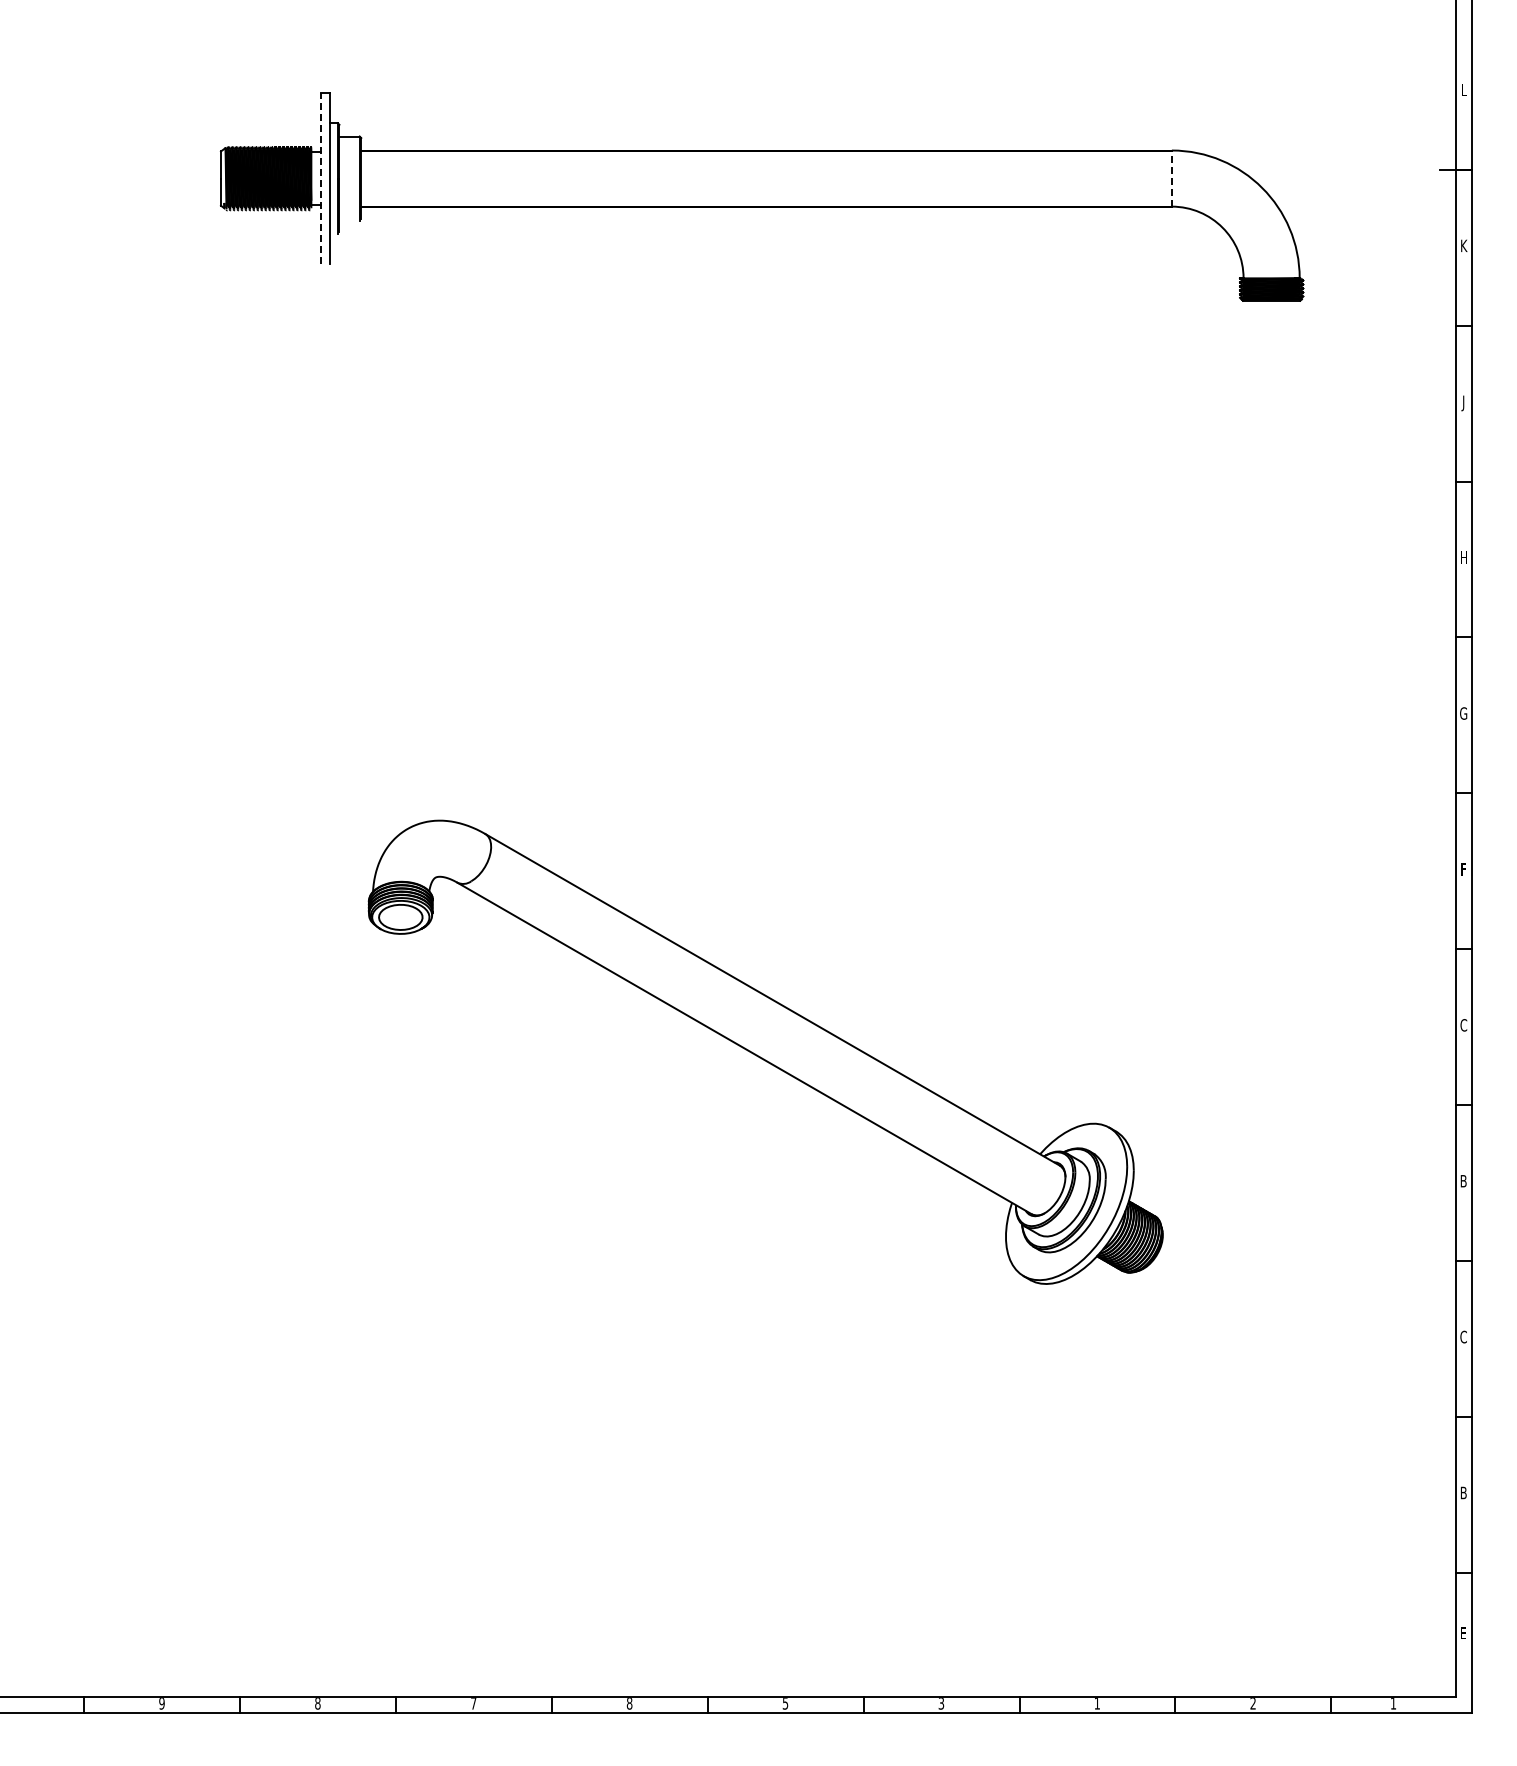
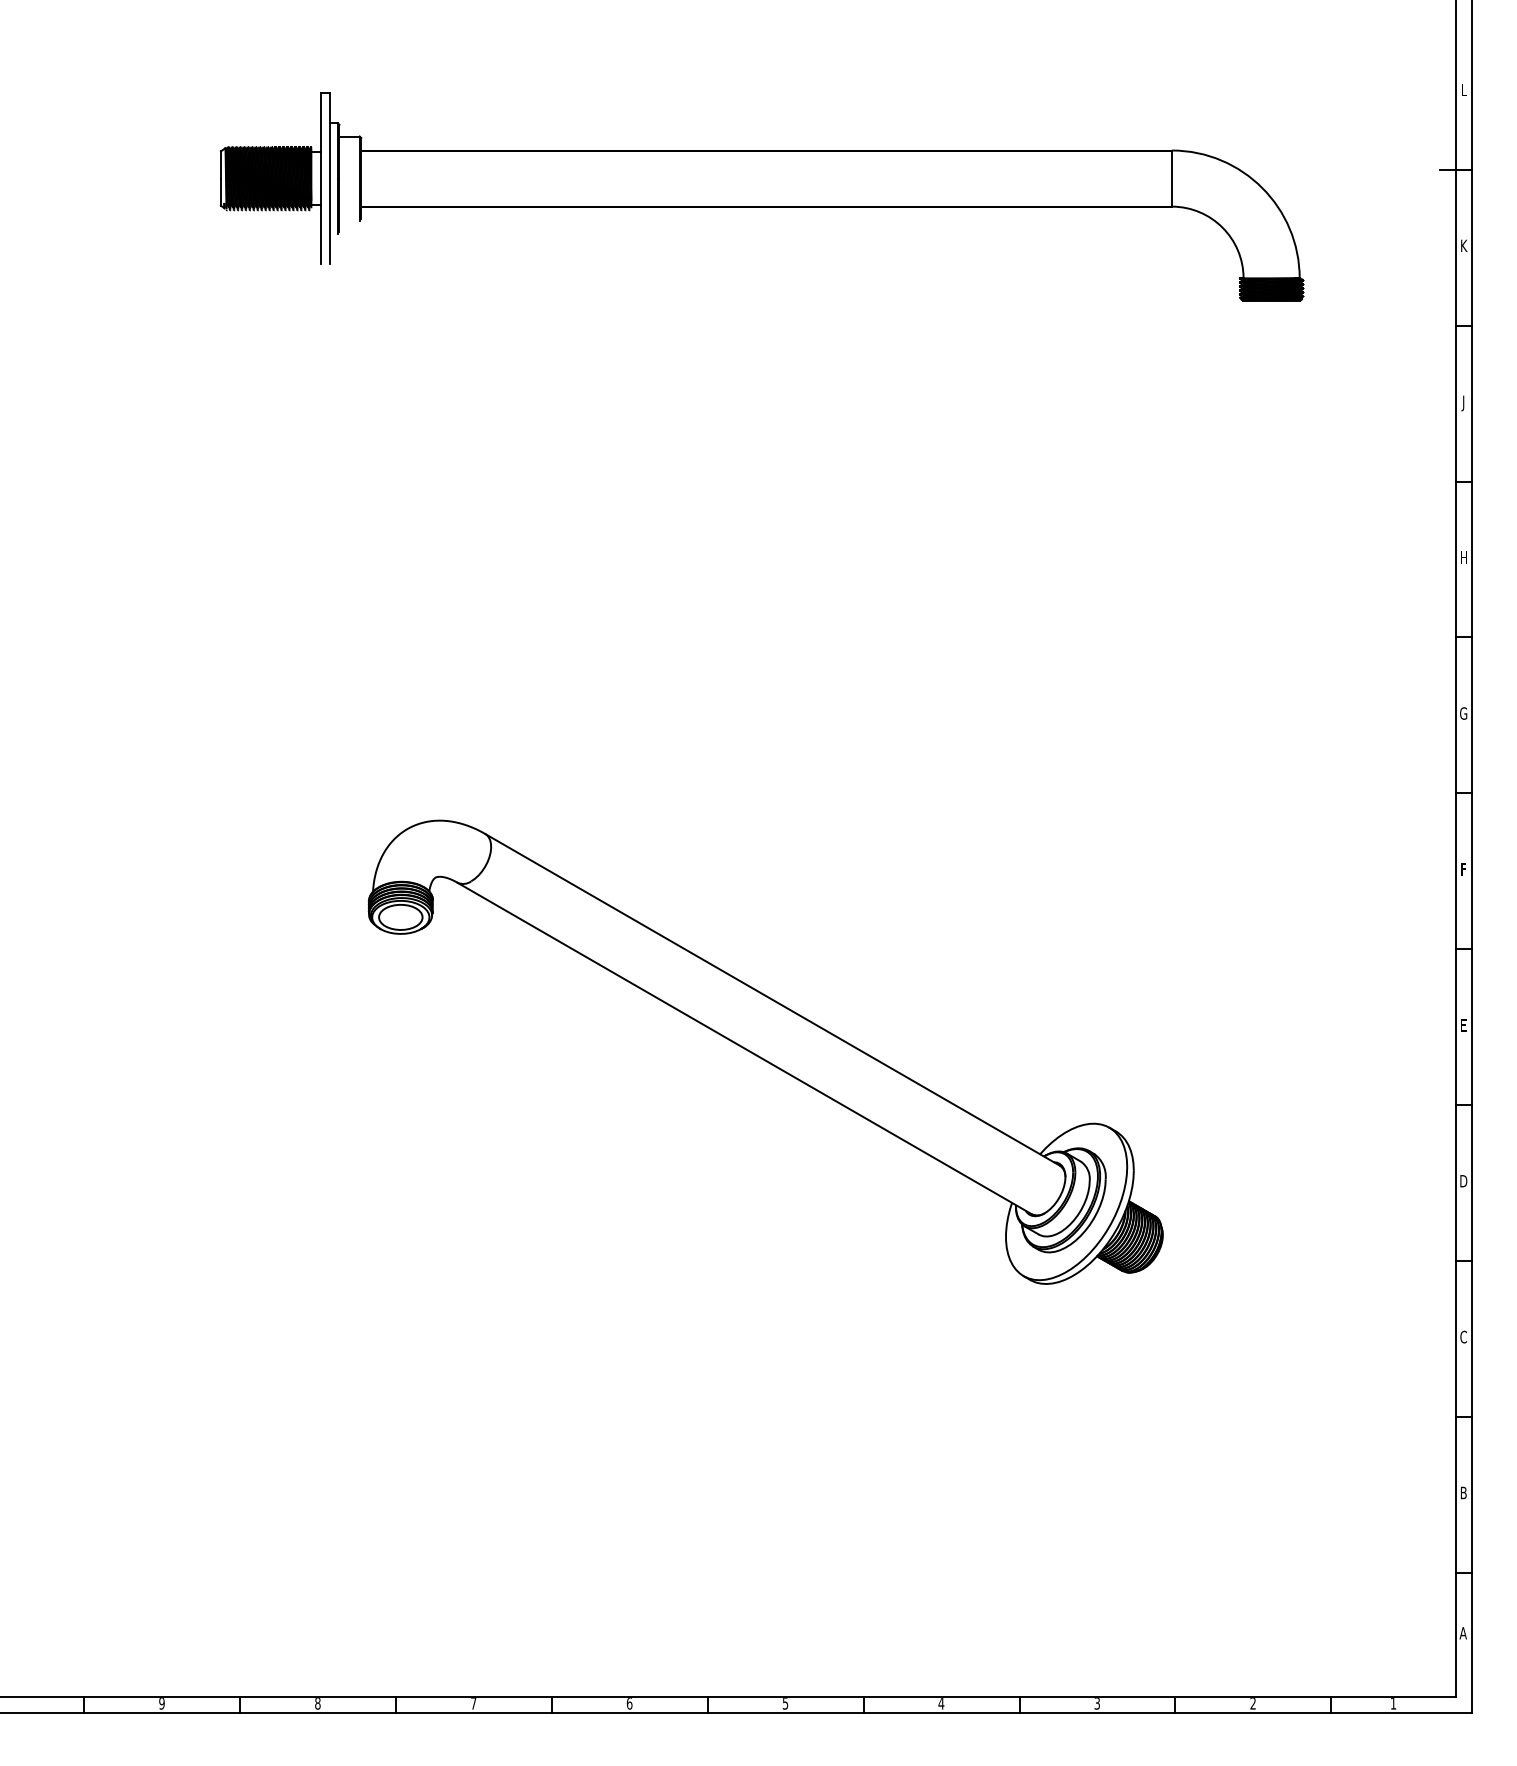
line: dashed -> solid (320, 178)
line: dashed -> solid (1171, 178)
text: C -> E (1463, 1025)
text: B -> D (1463, 1181)
text: E -> A (1462, 1633)
text: 8 -> 6 (629, 1703)
text: 3 -> 4 (941, 1703)
text: 1 -> 3 (1096, 1703)
